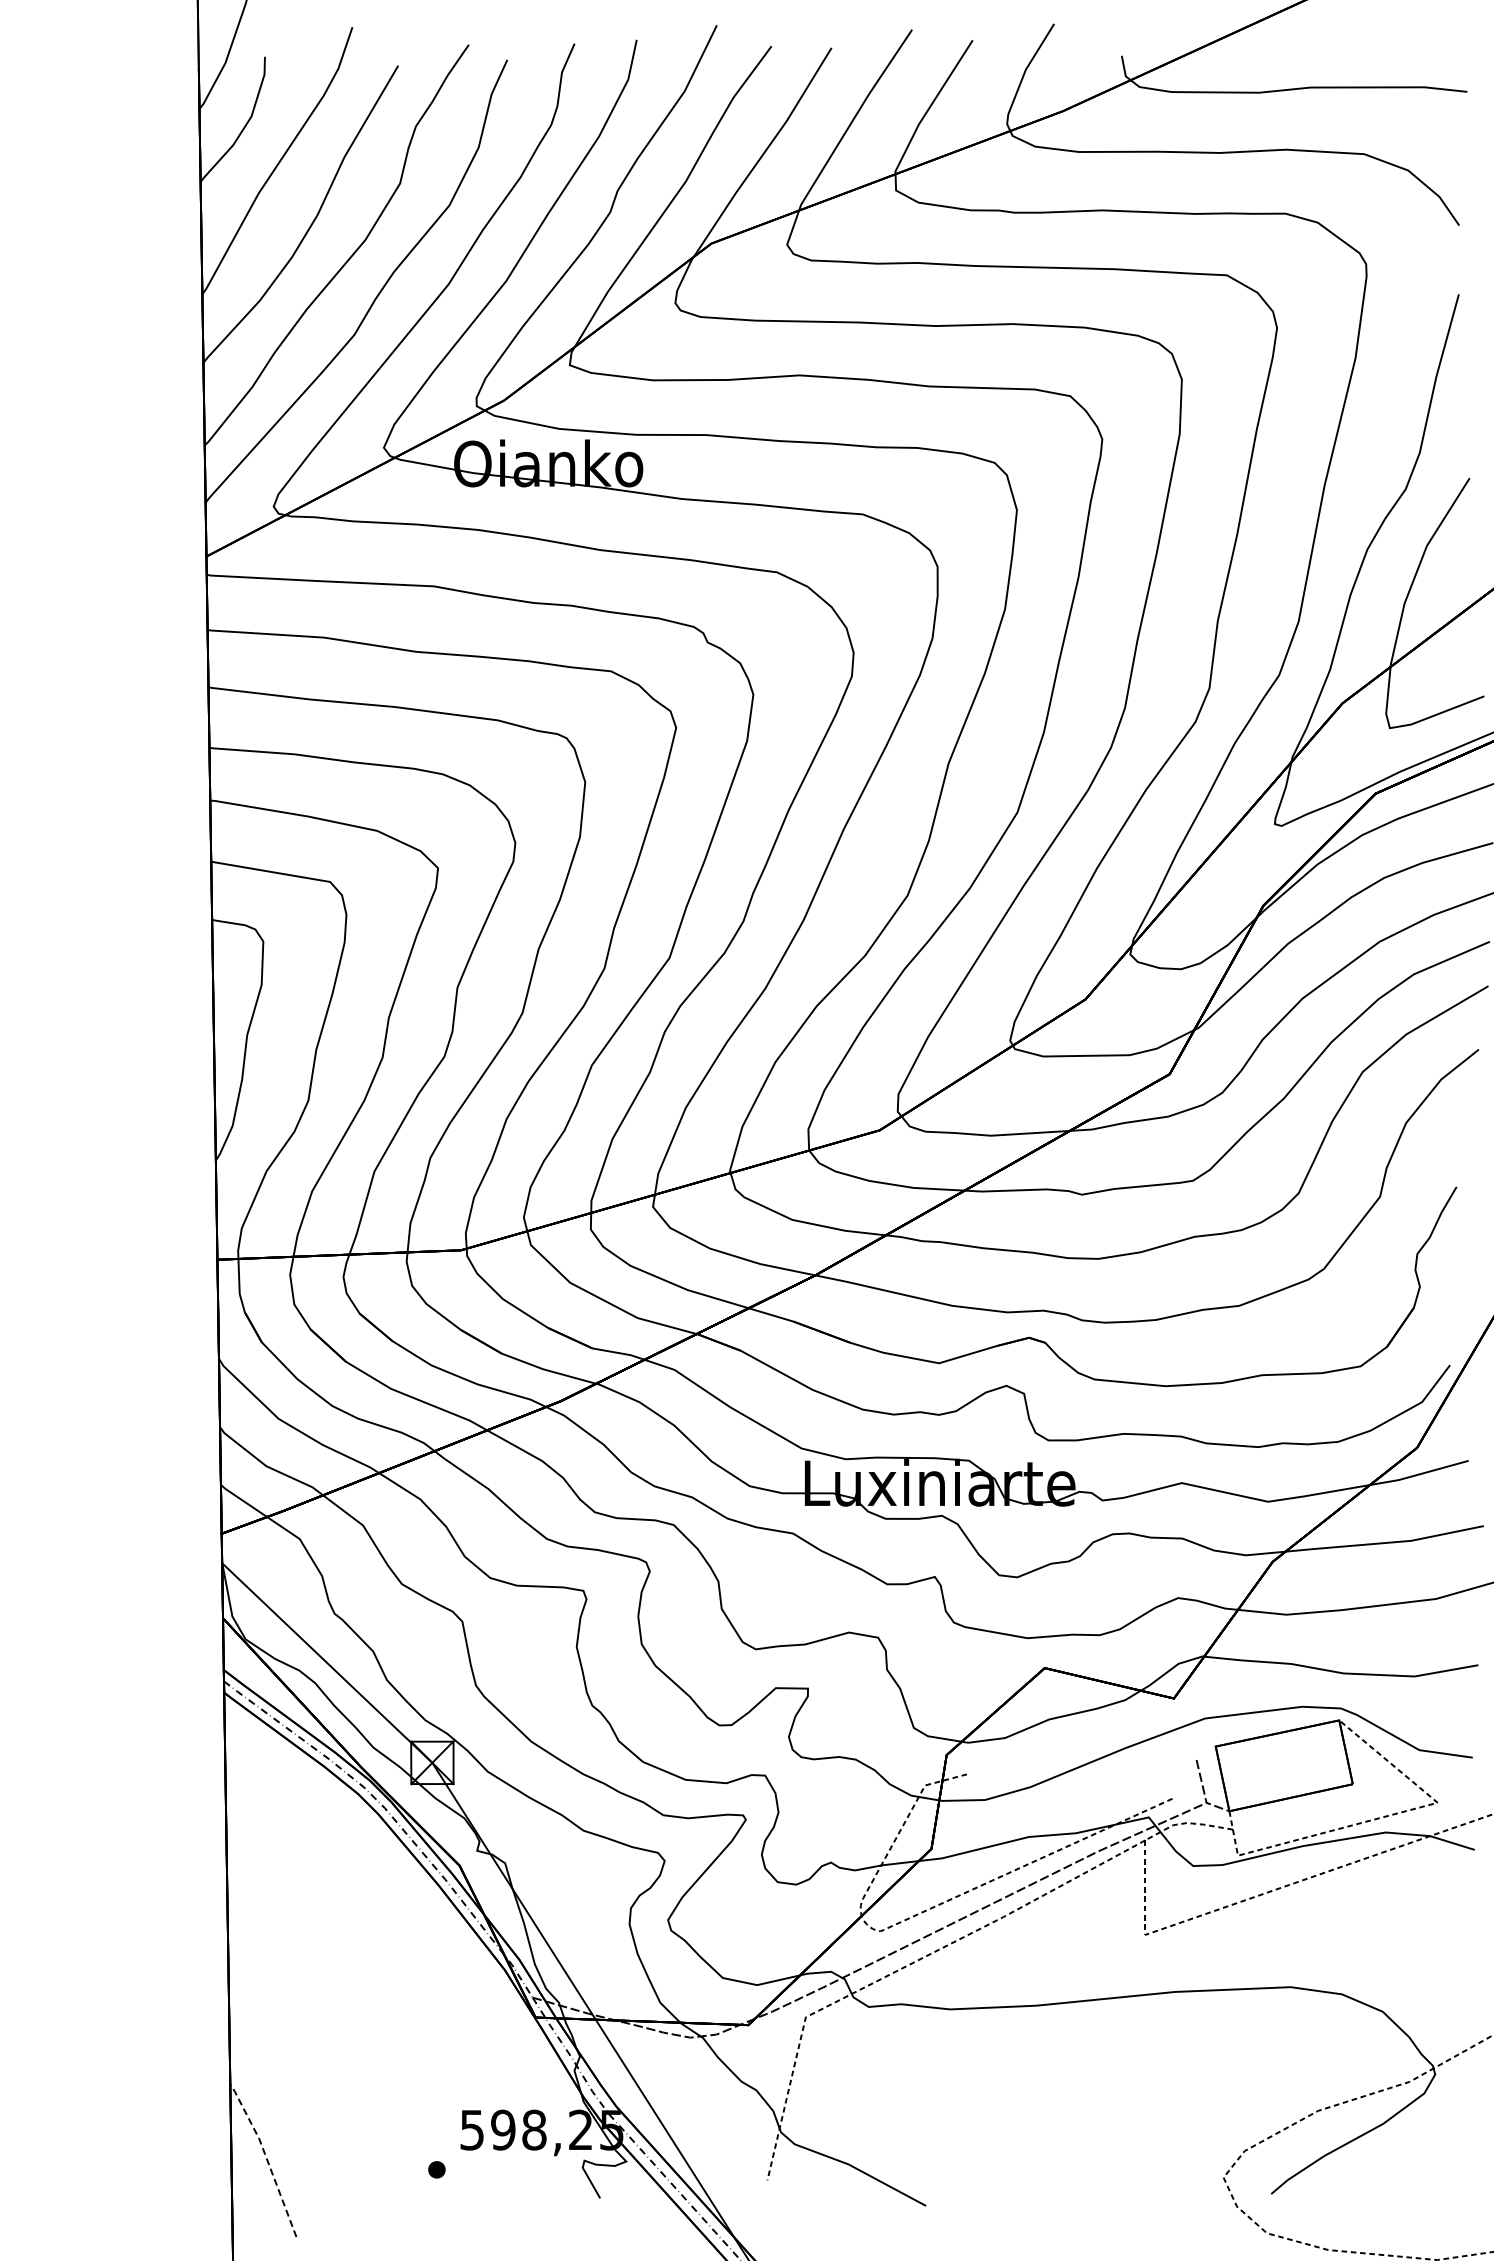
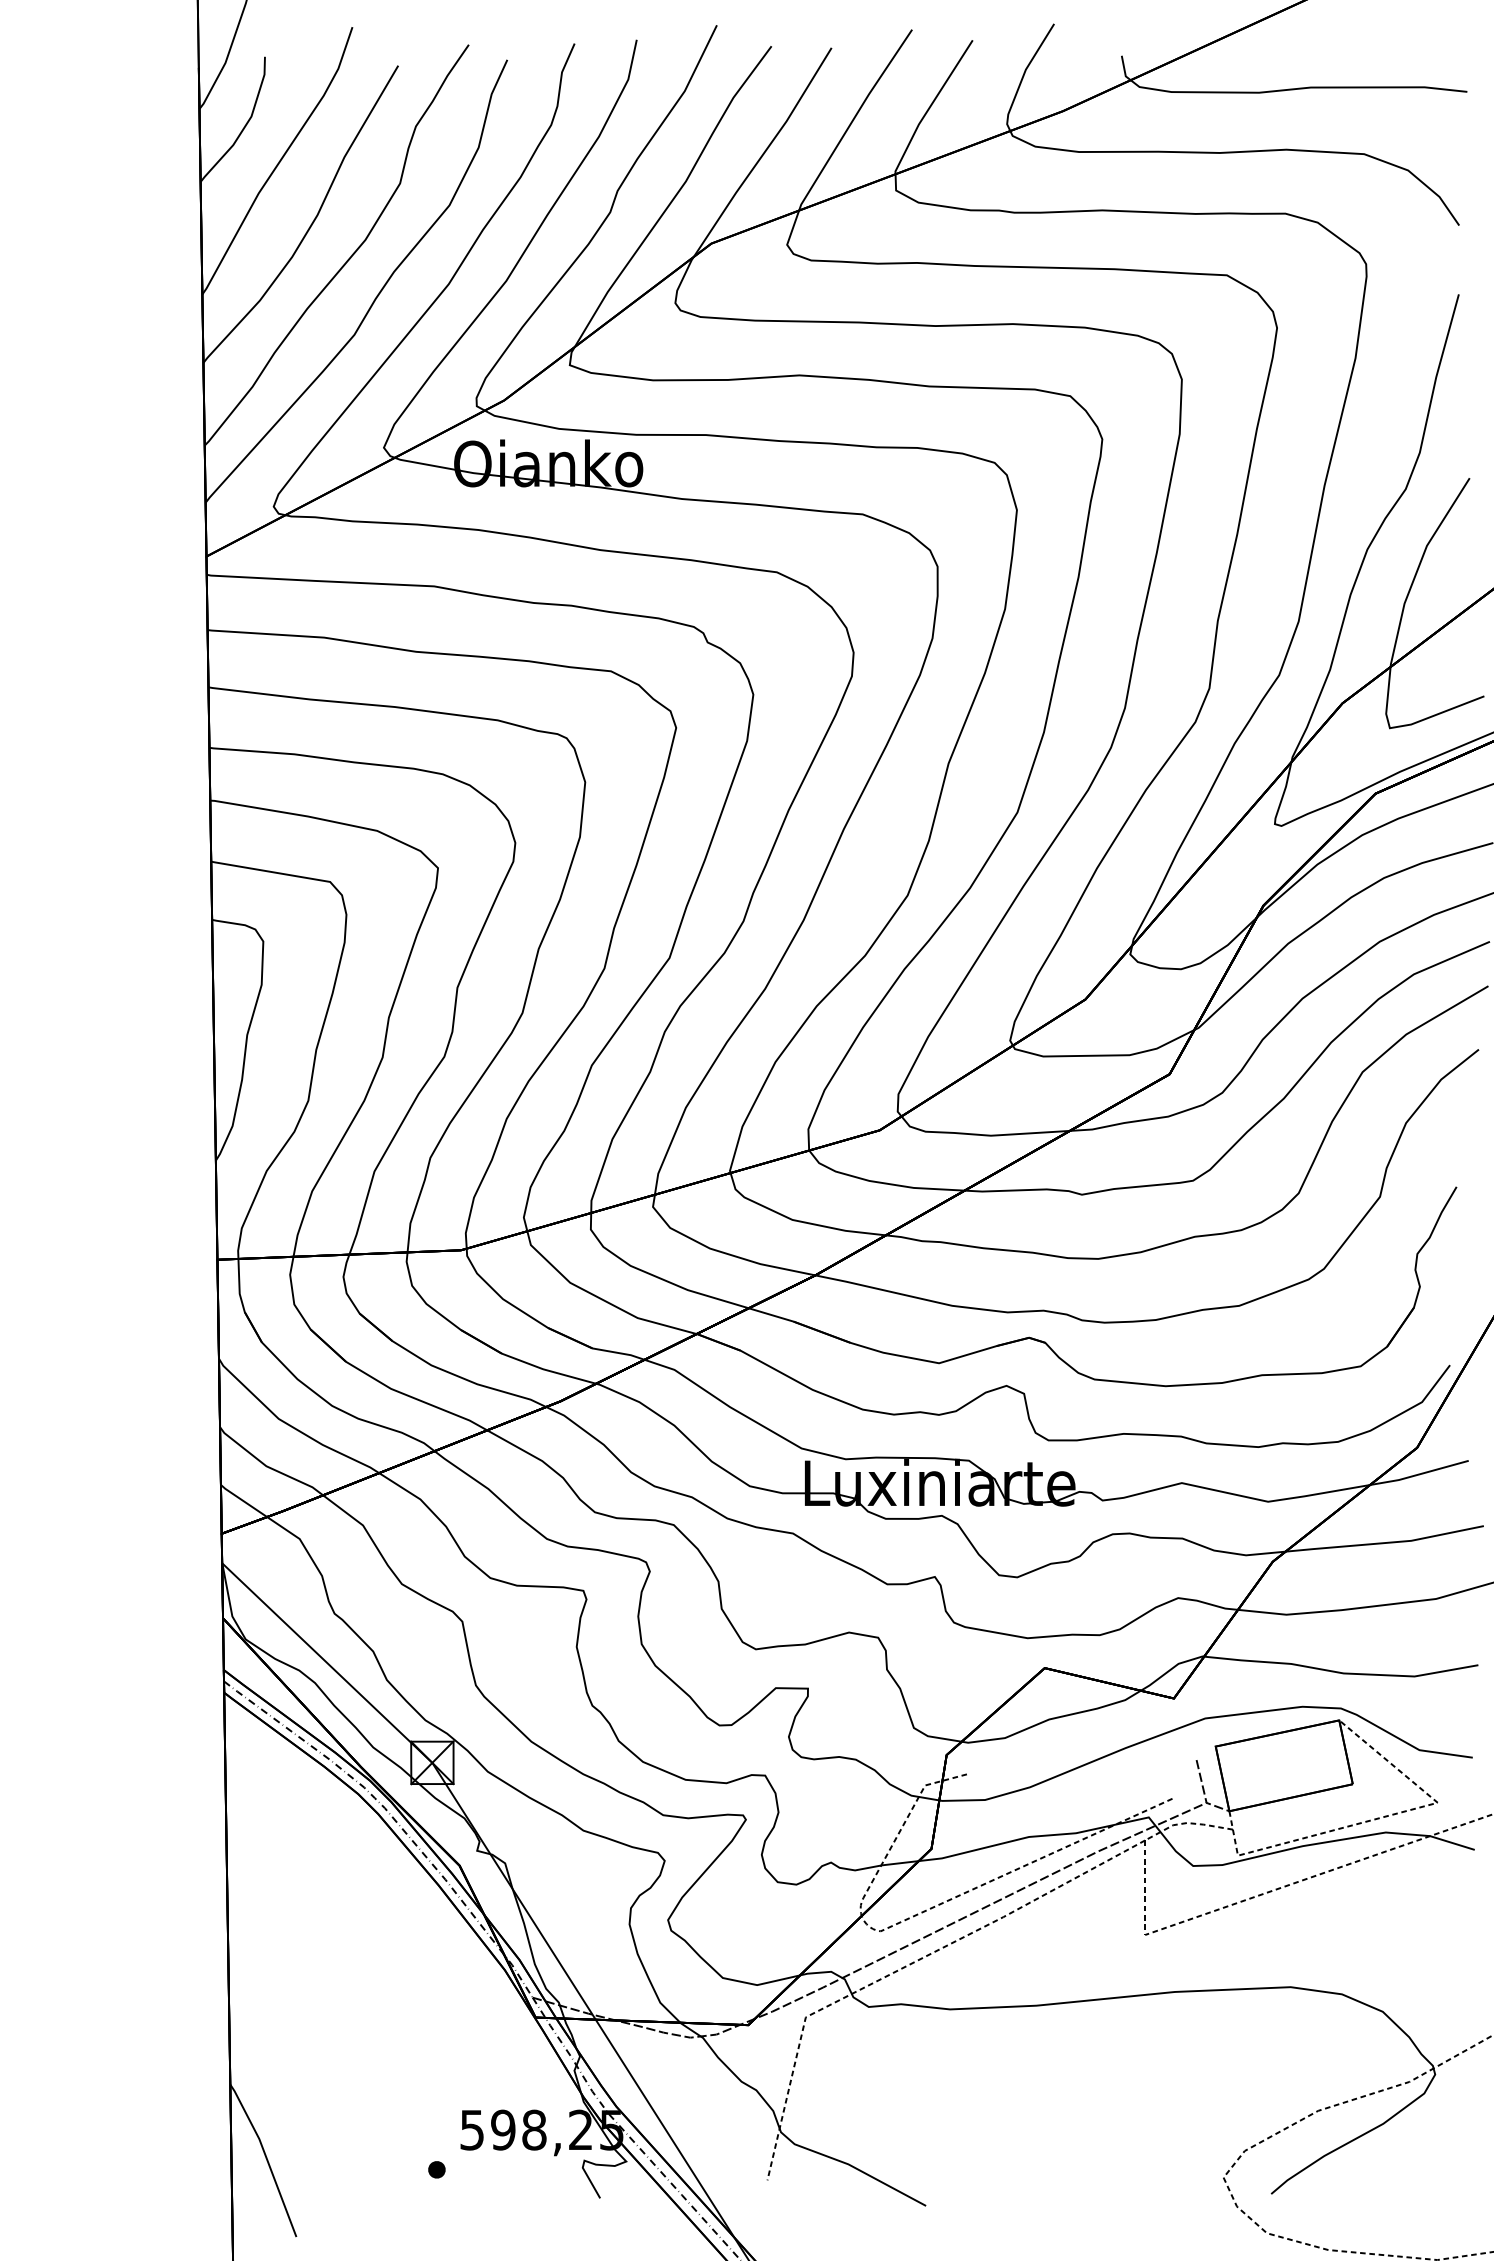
line: dashed -> solid (266, 2157)
